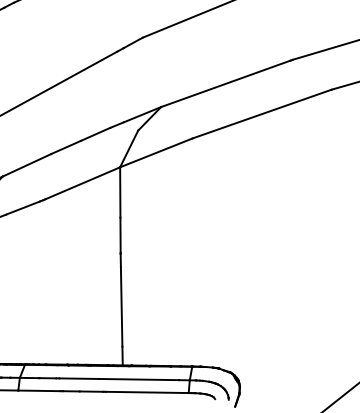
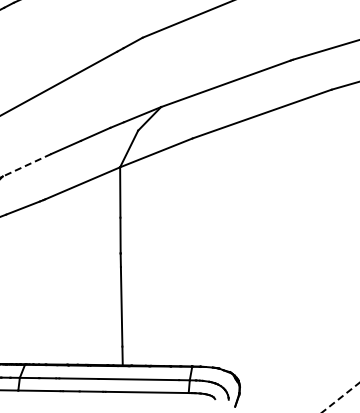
line: solid -> dashed (27, 165)
line: solid -> dashed (340, 397)
